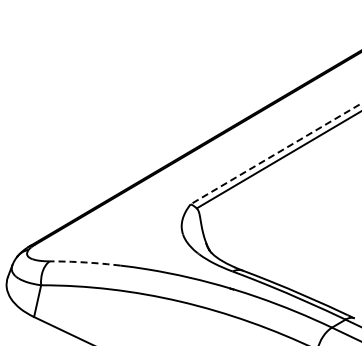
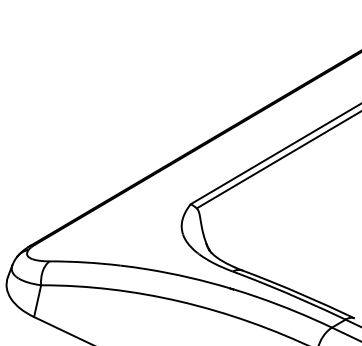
line: dashed -> solid (275, 154)
arc: dashed -> solid (85, 262)
